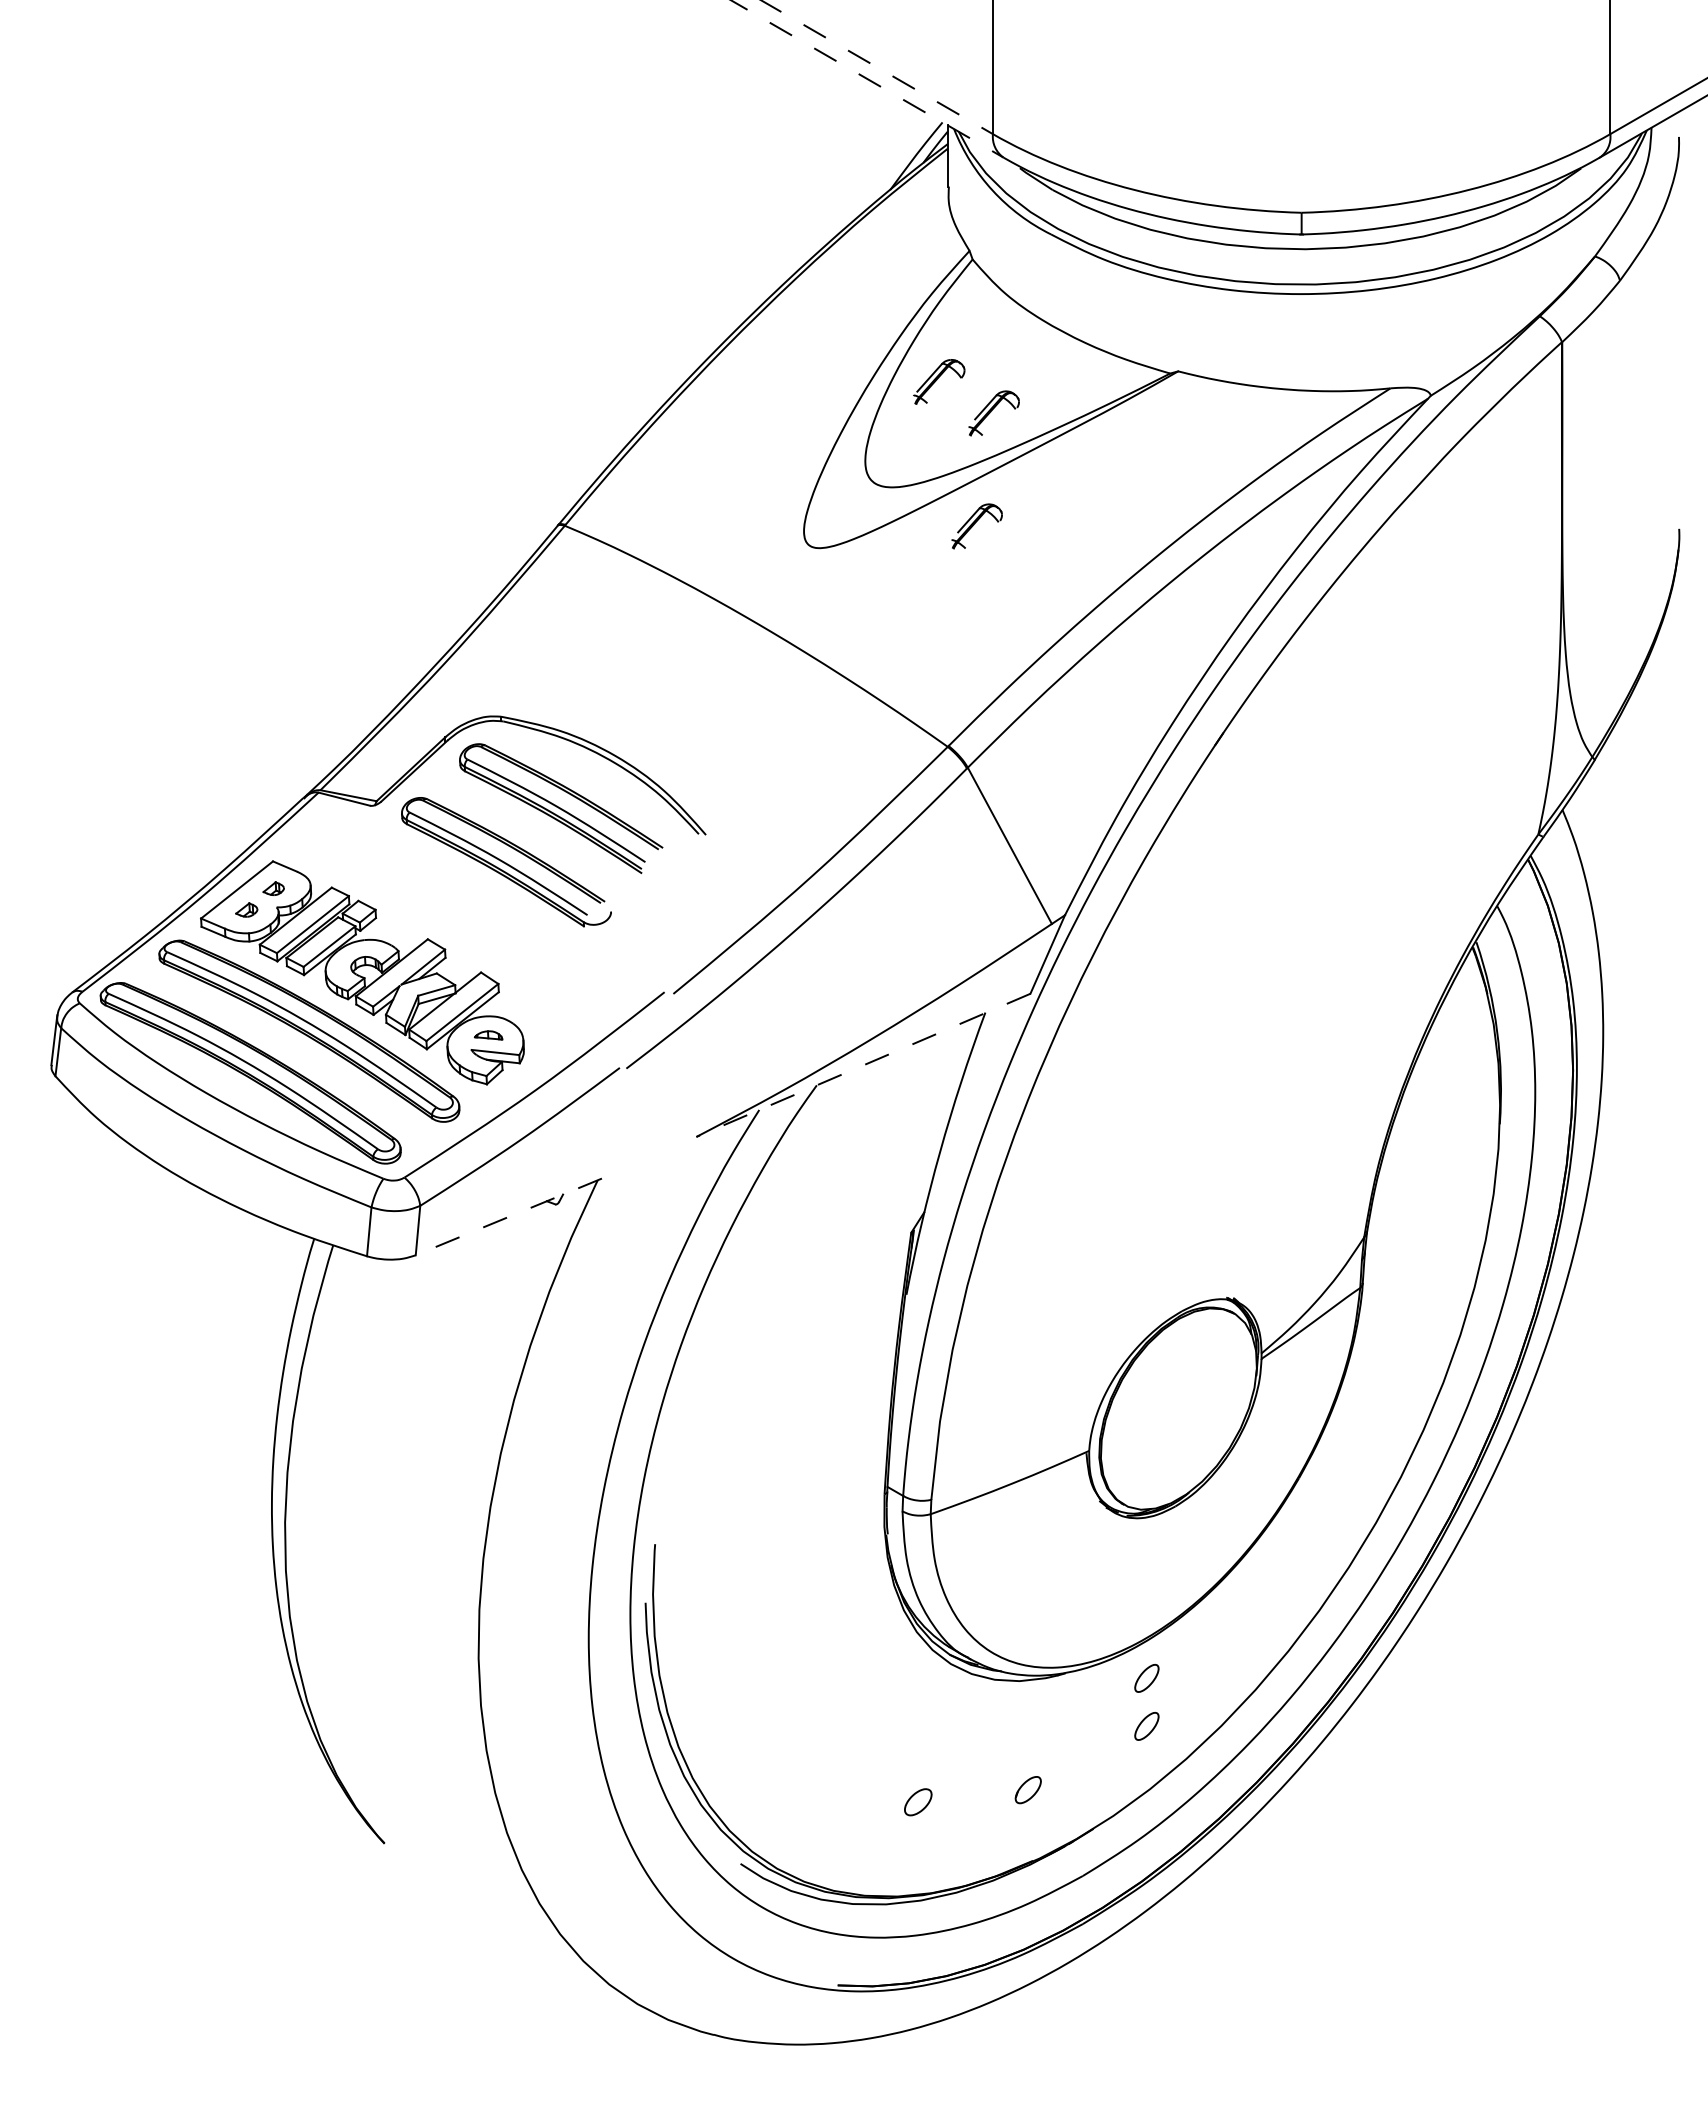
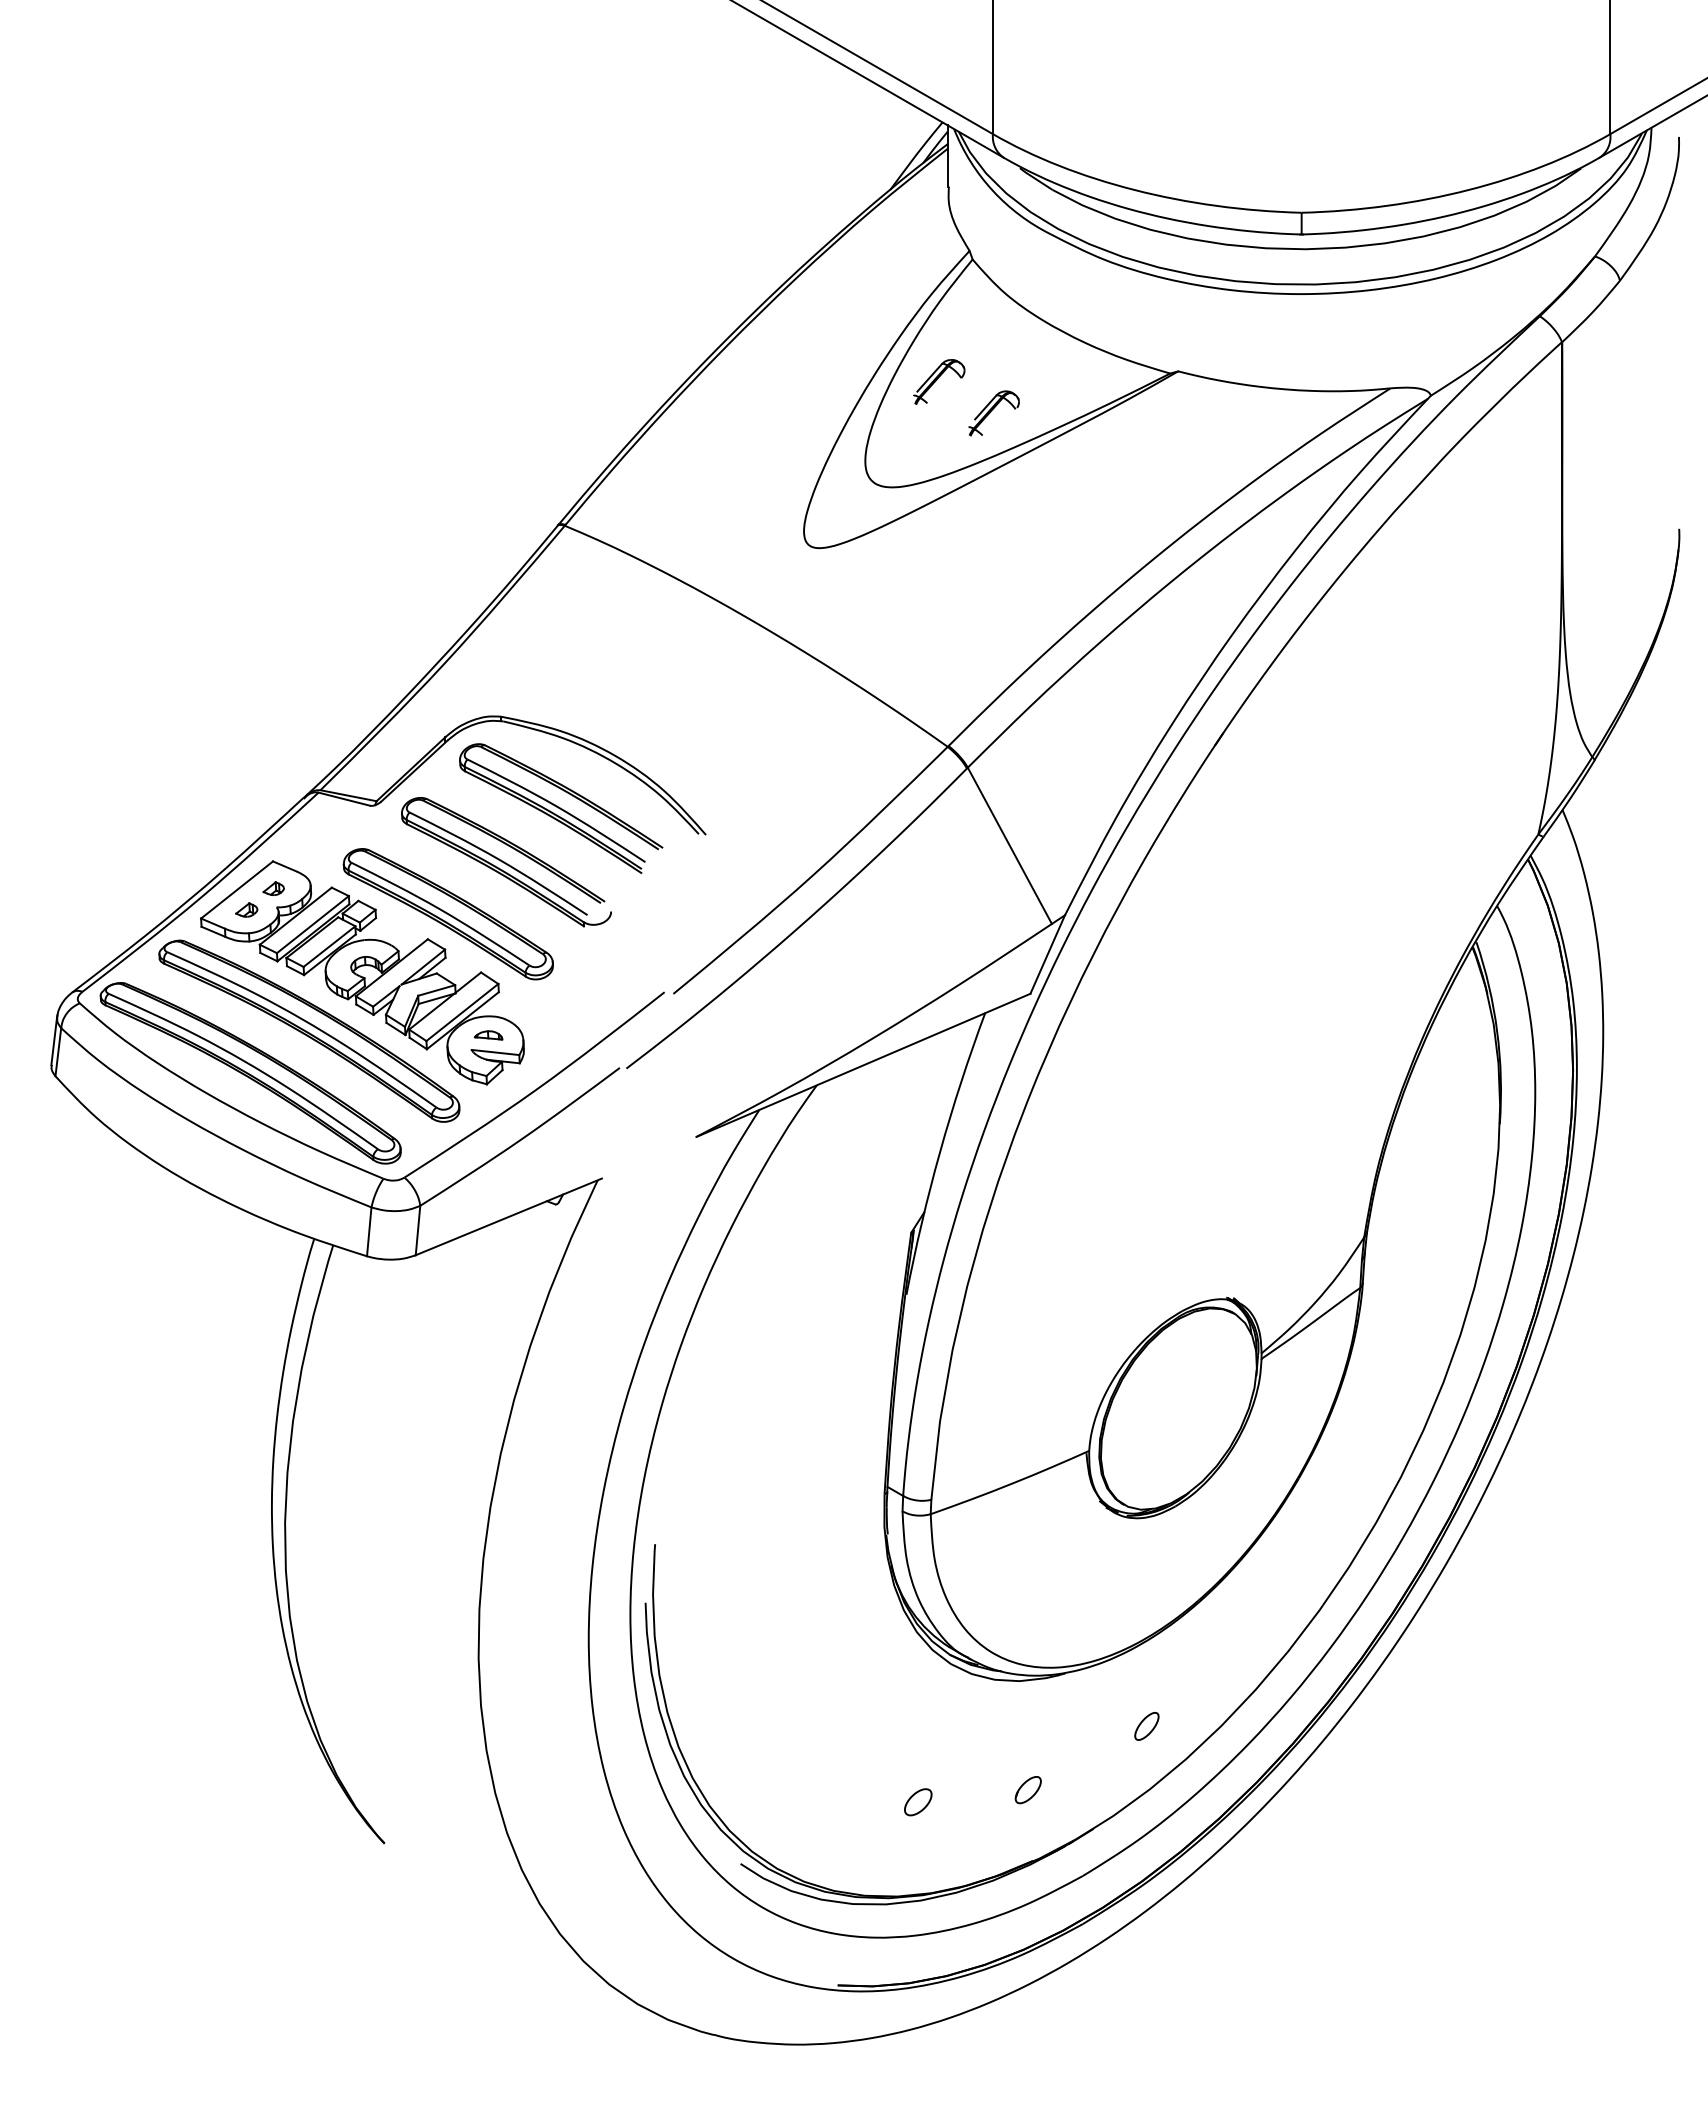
line: dashed -> solid (877, 67)
line: dashed -> solid (867, 79)
part: present -> none (976, 526)
part: none -> present (447, 914)
line: dashed -> solid (863, 1065)
line: dashed -> solid (508, 1216)
part: present -> none (1146, 1677)
